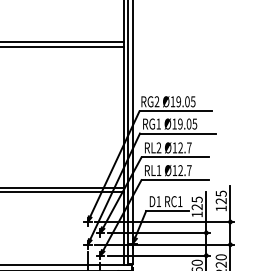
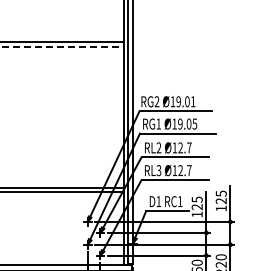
line: solid -> dashed (62, 46)
text: Ø19.05 -> Ø19.01 (192, 101)
text: RL1 -> RL3 (158, 170)
